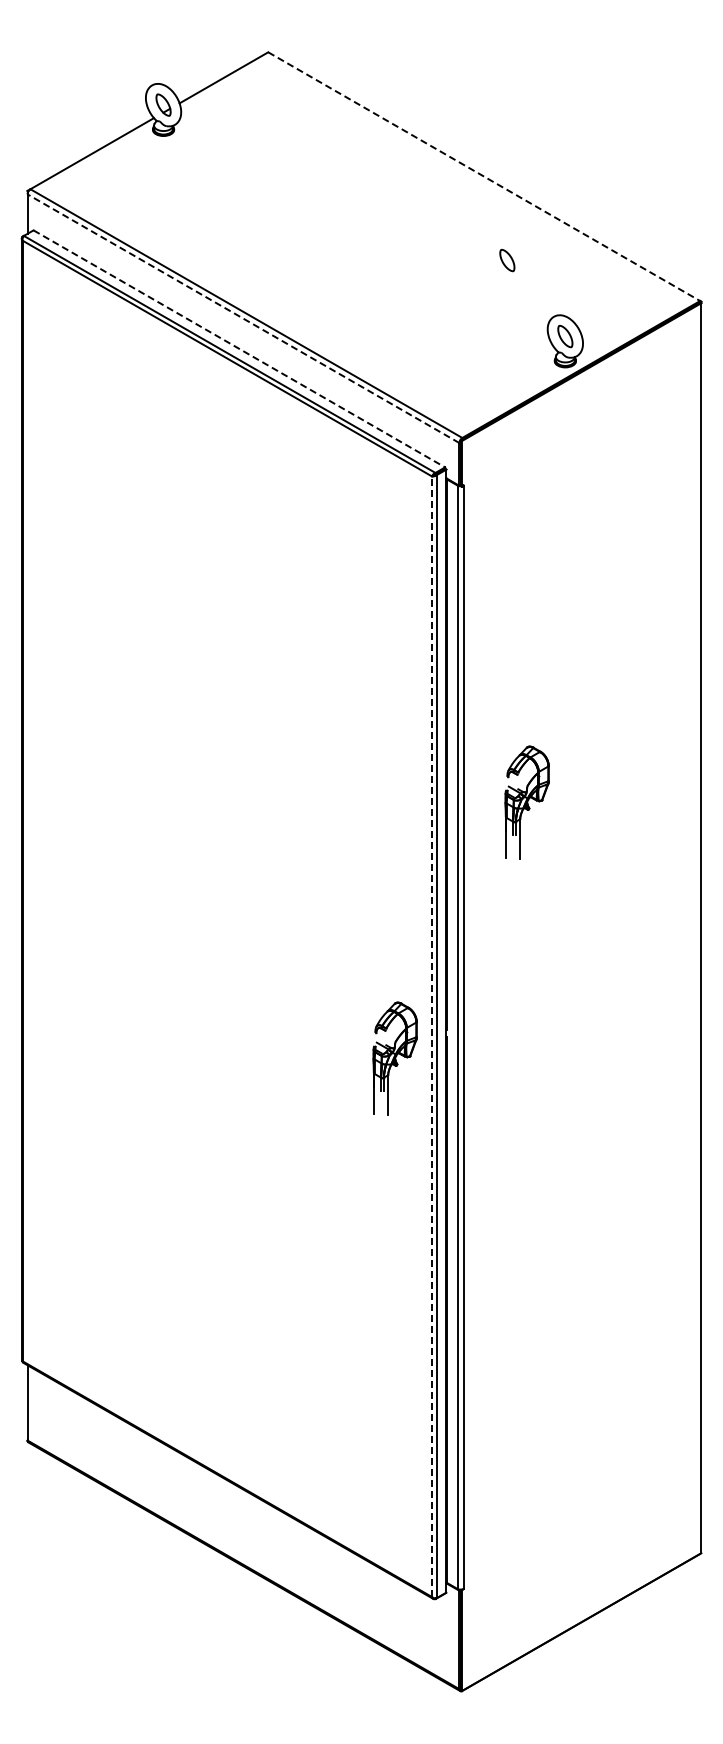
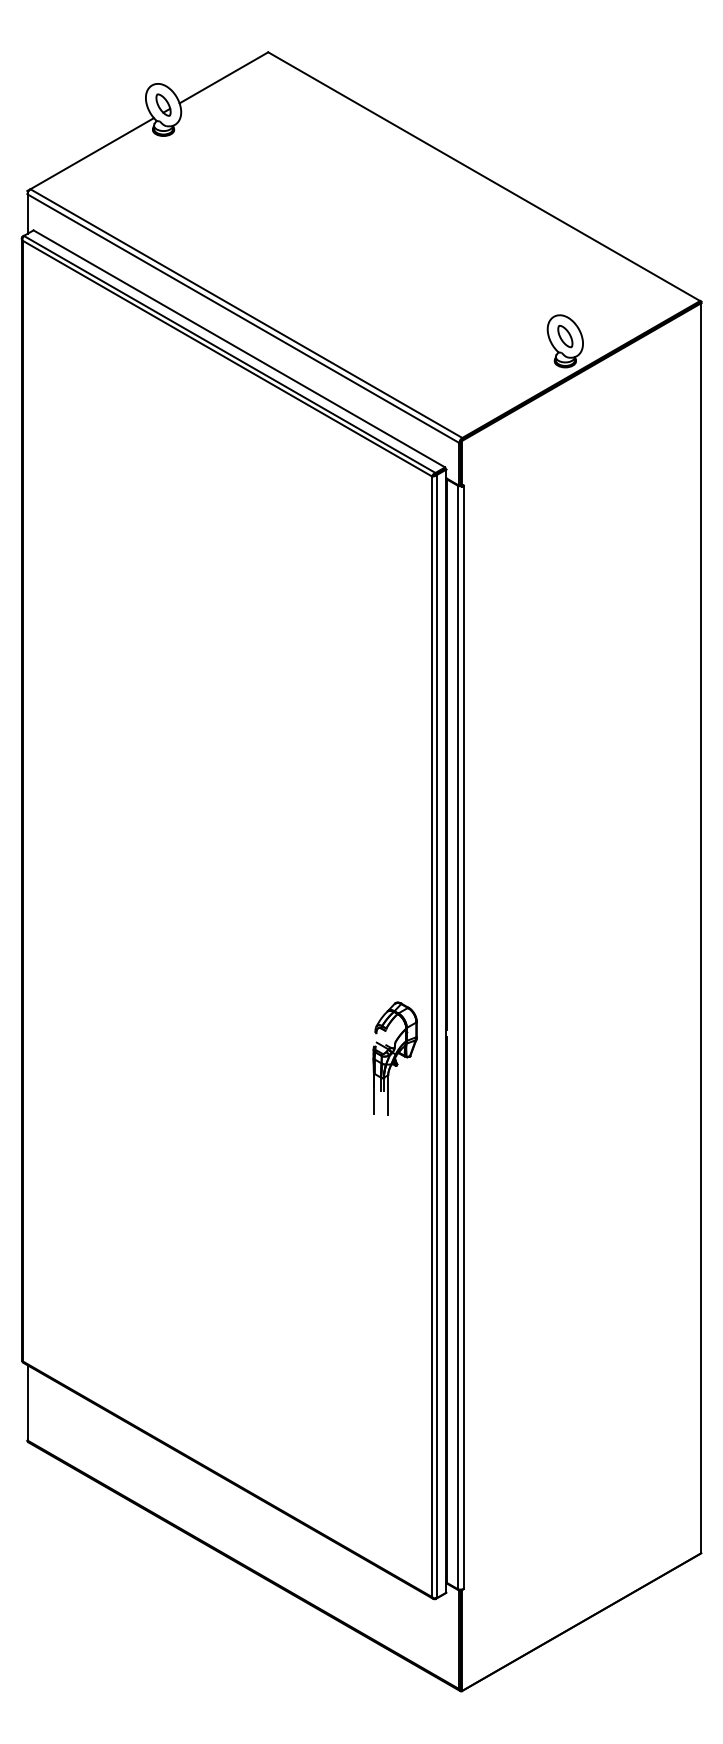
line: dashed -> solid (484, 176)
part: present -> none (507, 260)
line: dashed -> solid (243, 318)
line: dashed -> solid (239, 349)
part: present -> none (526, 802)
line: dashed -> solid (432, 1036)
